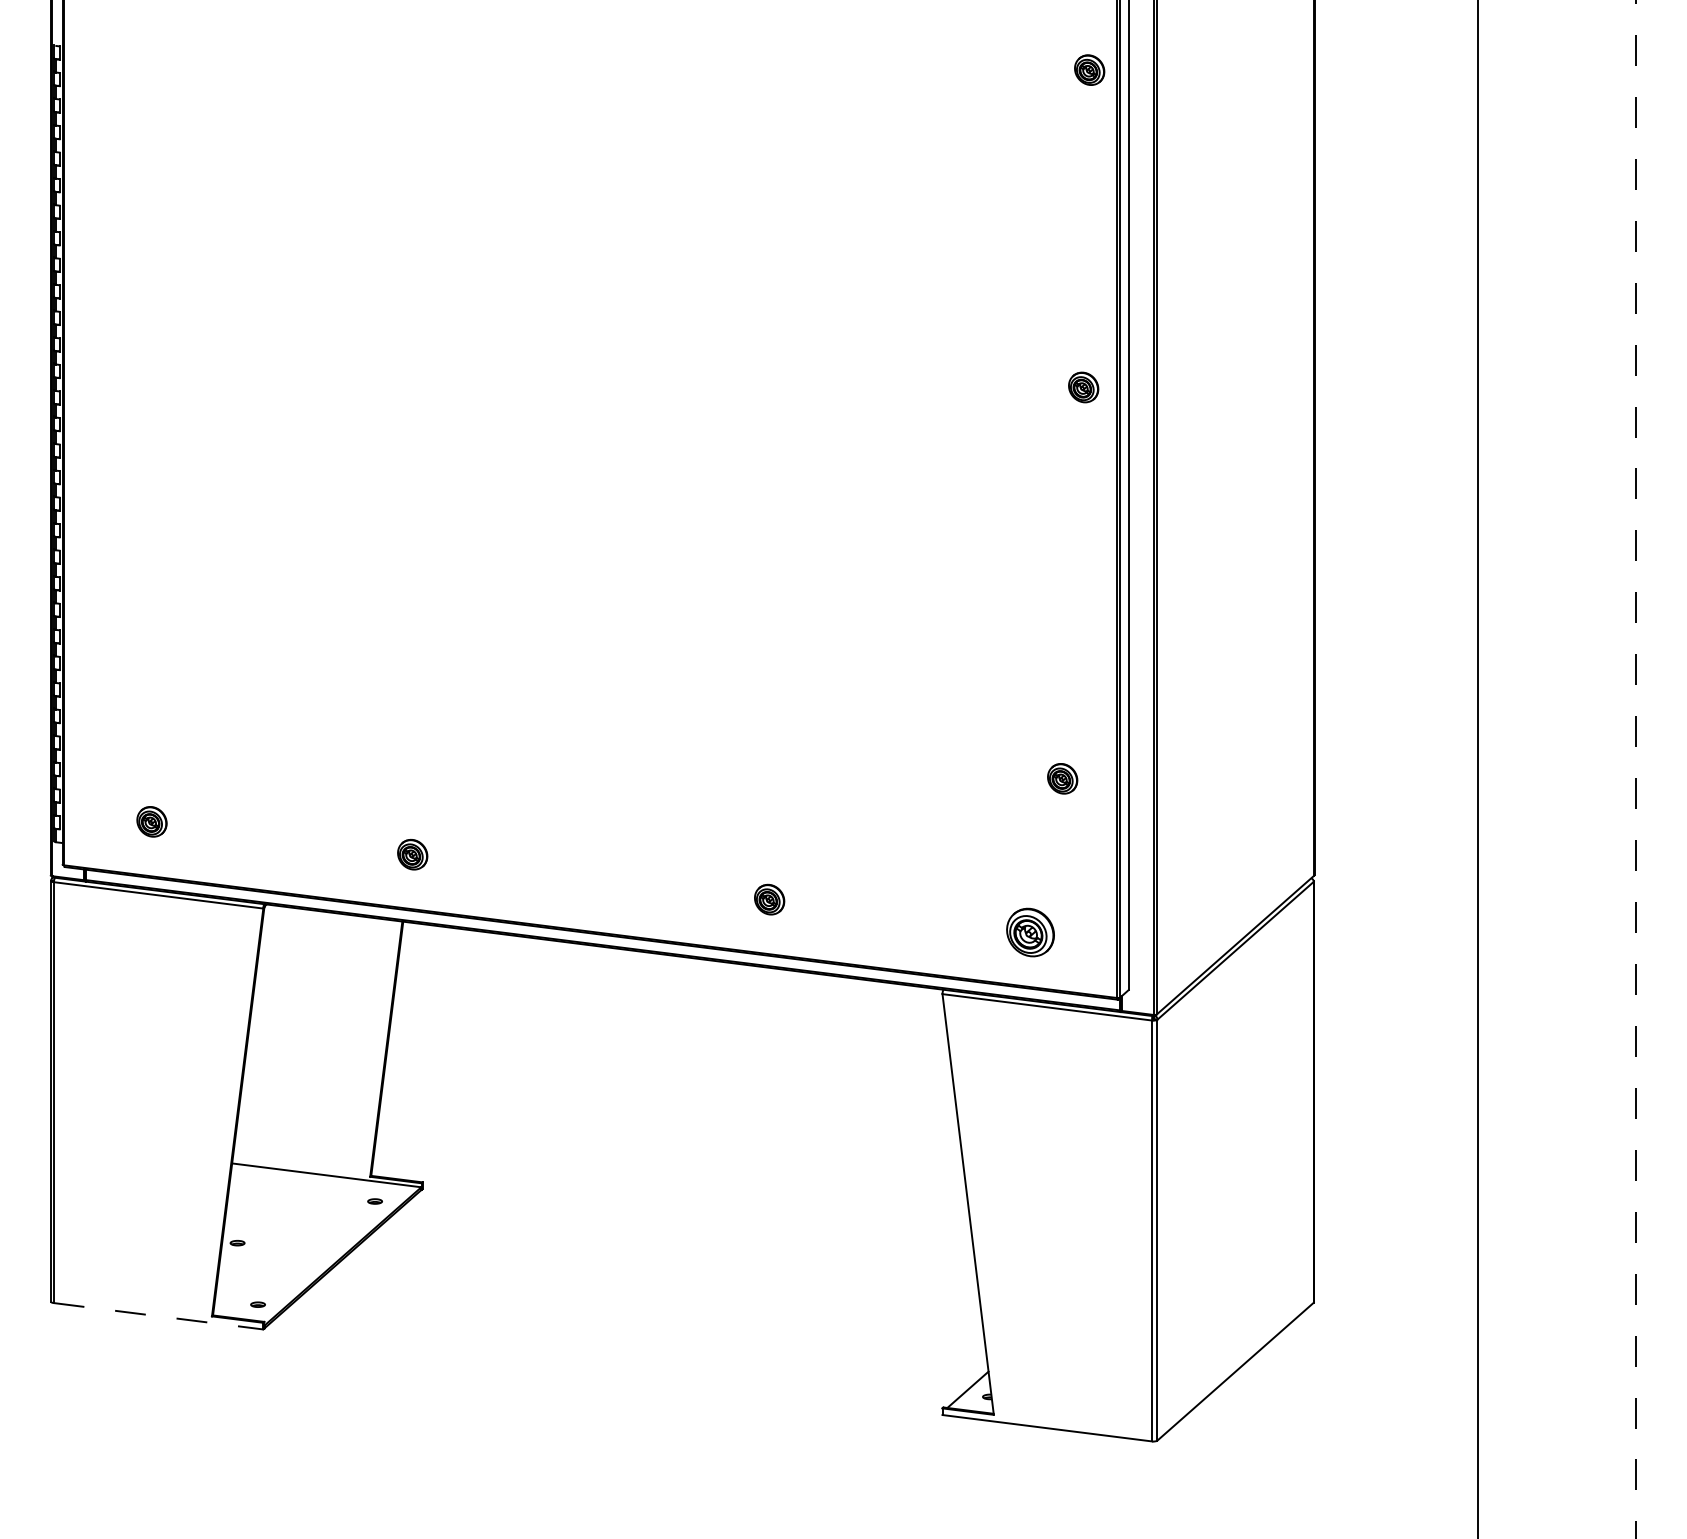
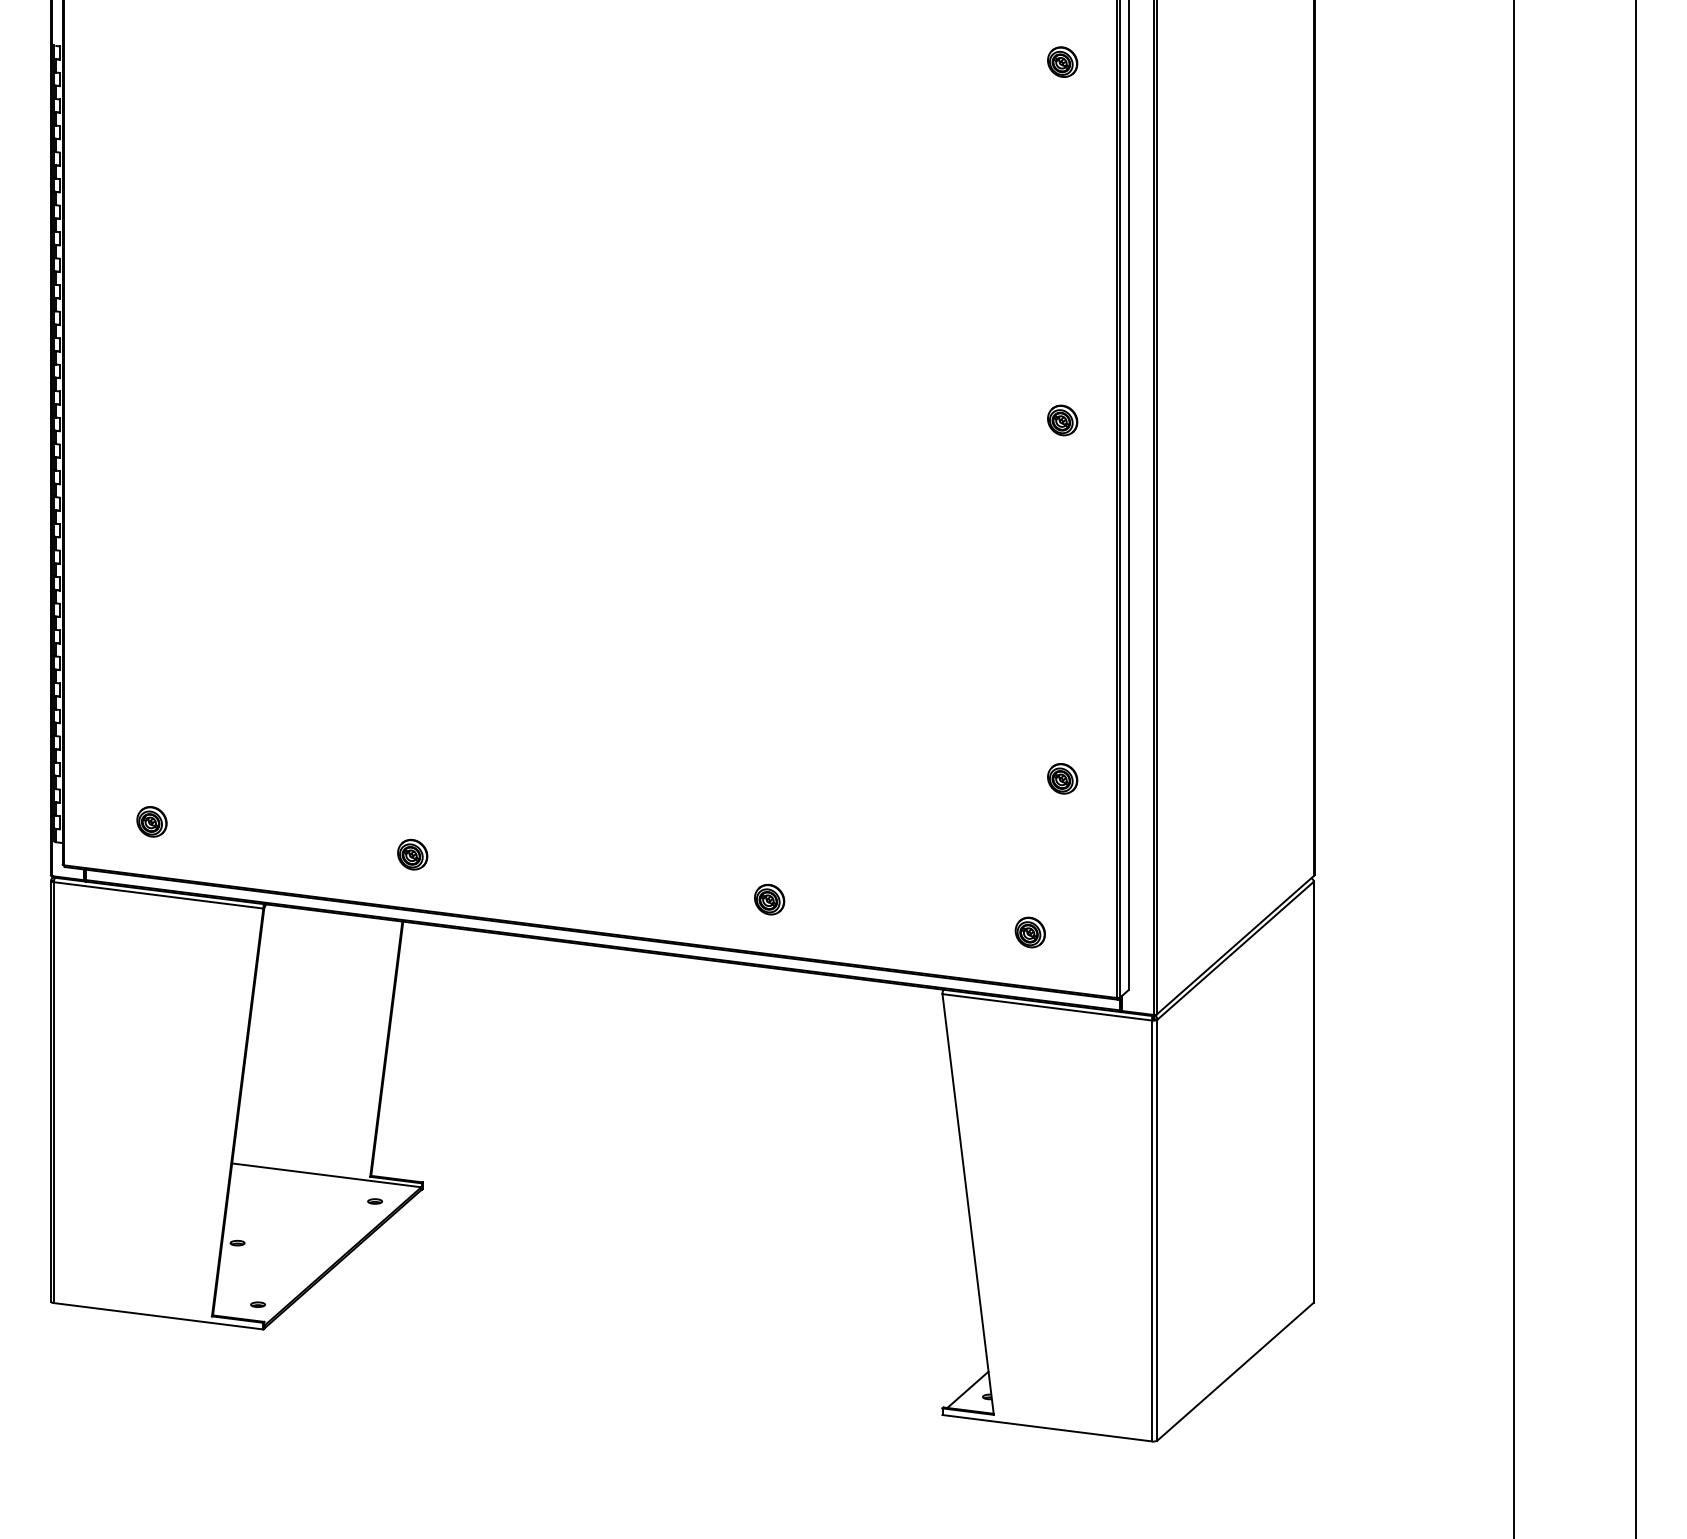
part position: (1089, 69) -> (1062, 61) (1062, 61)
part position: (1083, 387) -> (1062, 420) (1062, 420)
line position: (1478, 768) -> (1514, 768) (1514, 768)
line: dashed -> solid (1636, 769)
part size: 49x51 px -> 32x33 px (1029, 932)
line: dashed -> solid (158, 1316)
